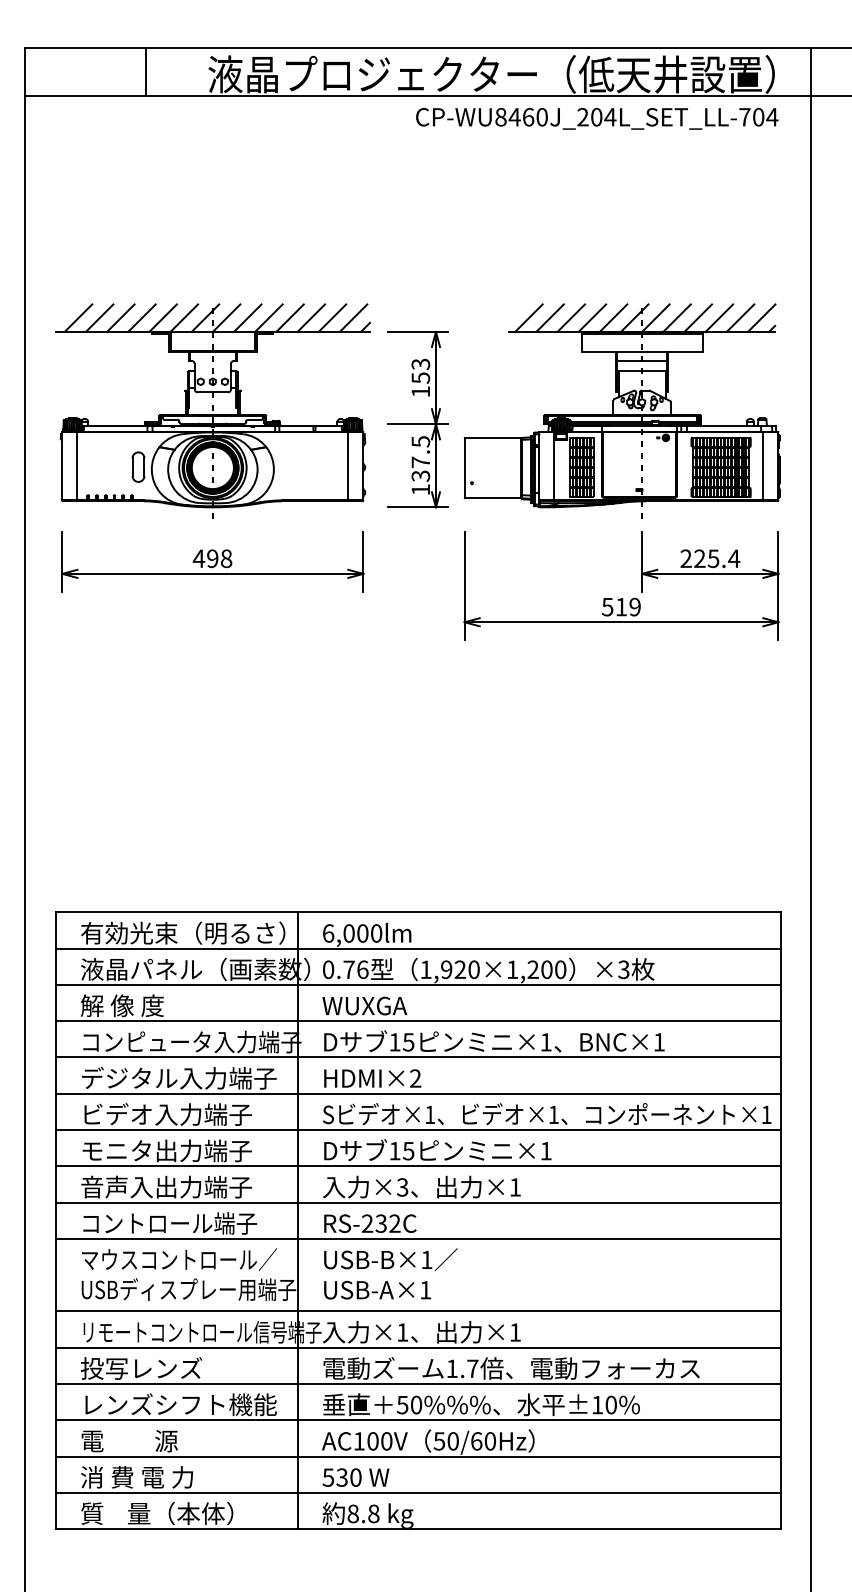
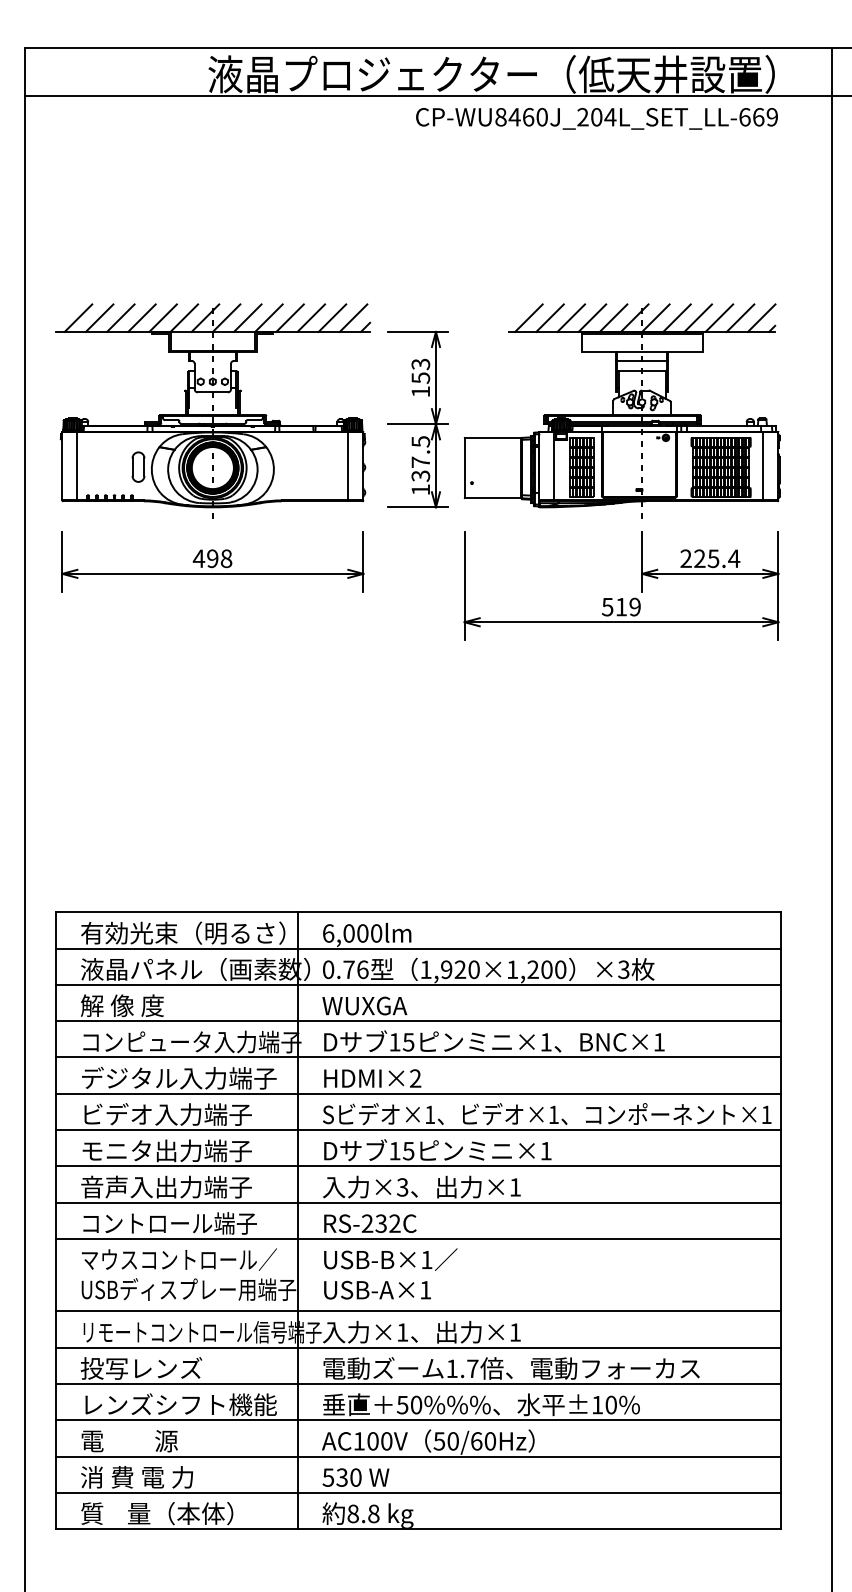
line: present -> none (146, 71)
text: CP-WU8460J_204L_SET_LL-704 -> CP-WU8460J_204L_SET_LL-669 (758, 117)
line position: (811, 817) -> (832, 817) (832, 817)
